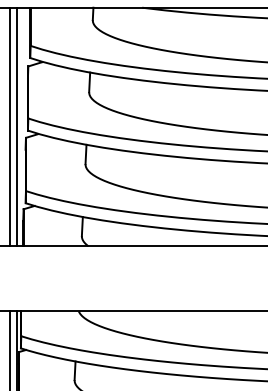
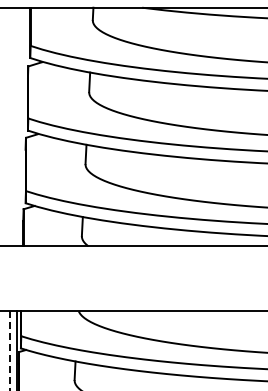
line: present -> none (10, 126)
line: present -> none (16, 126)
line: solid -> dashed (10, 351)
